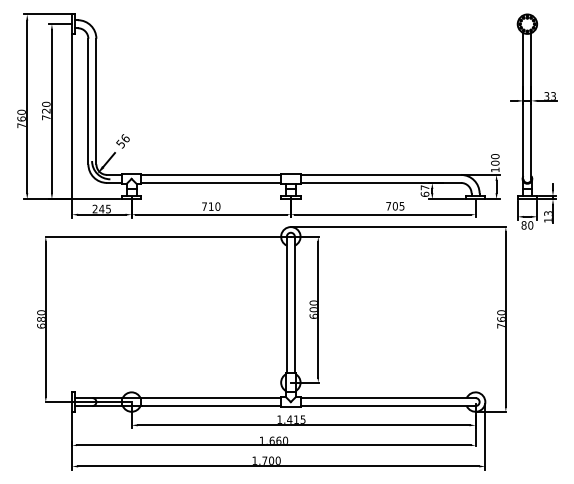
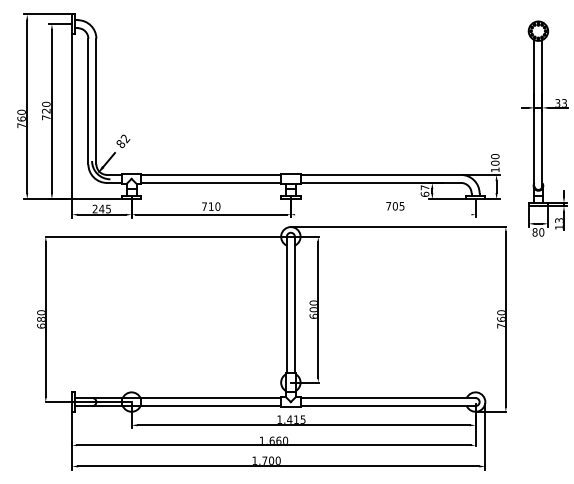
part position: (533, 121) -> (544, 128) (544, 128)
text: 56 -> 82 (123, 141)
line: present -> none (383, 214)
